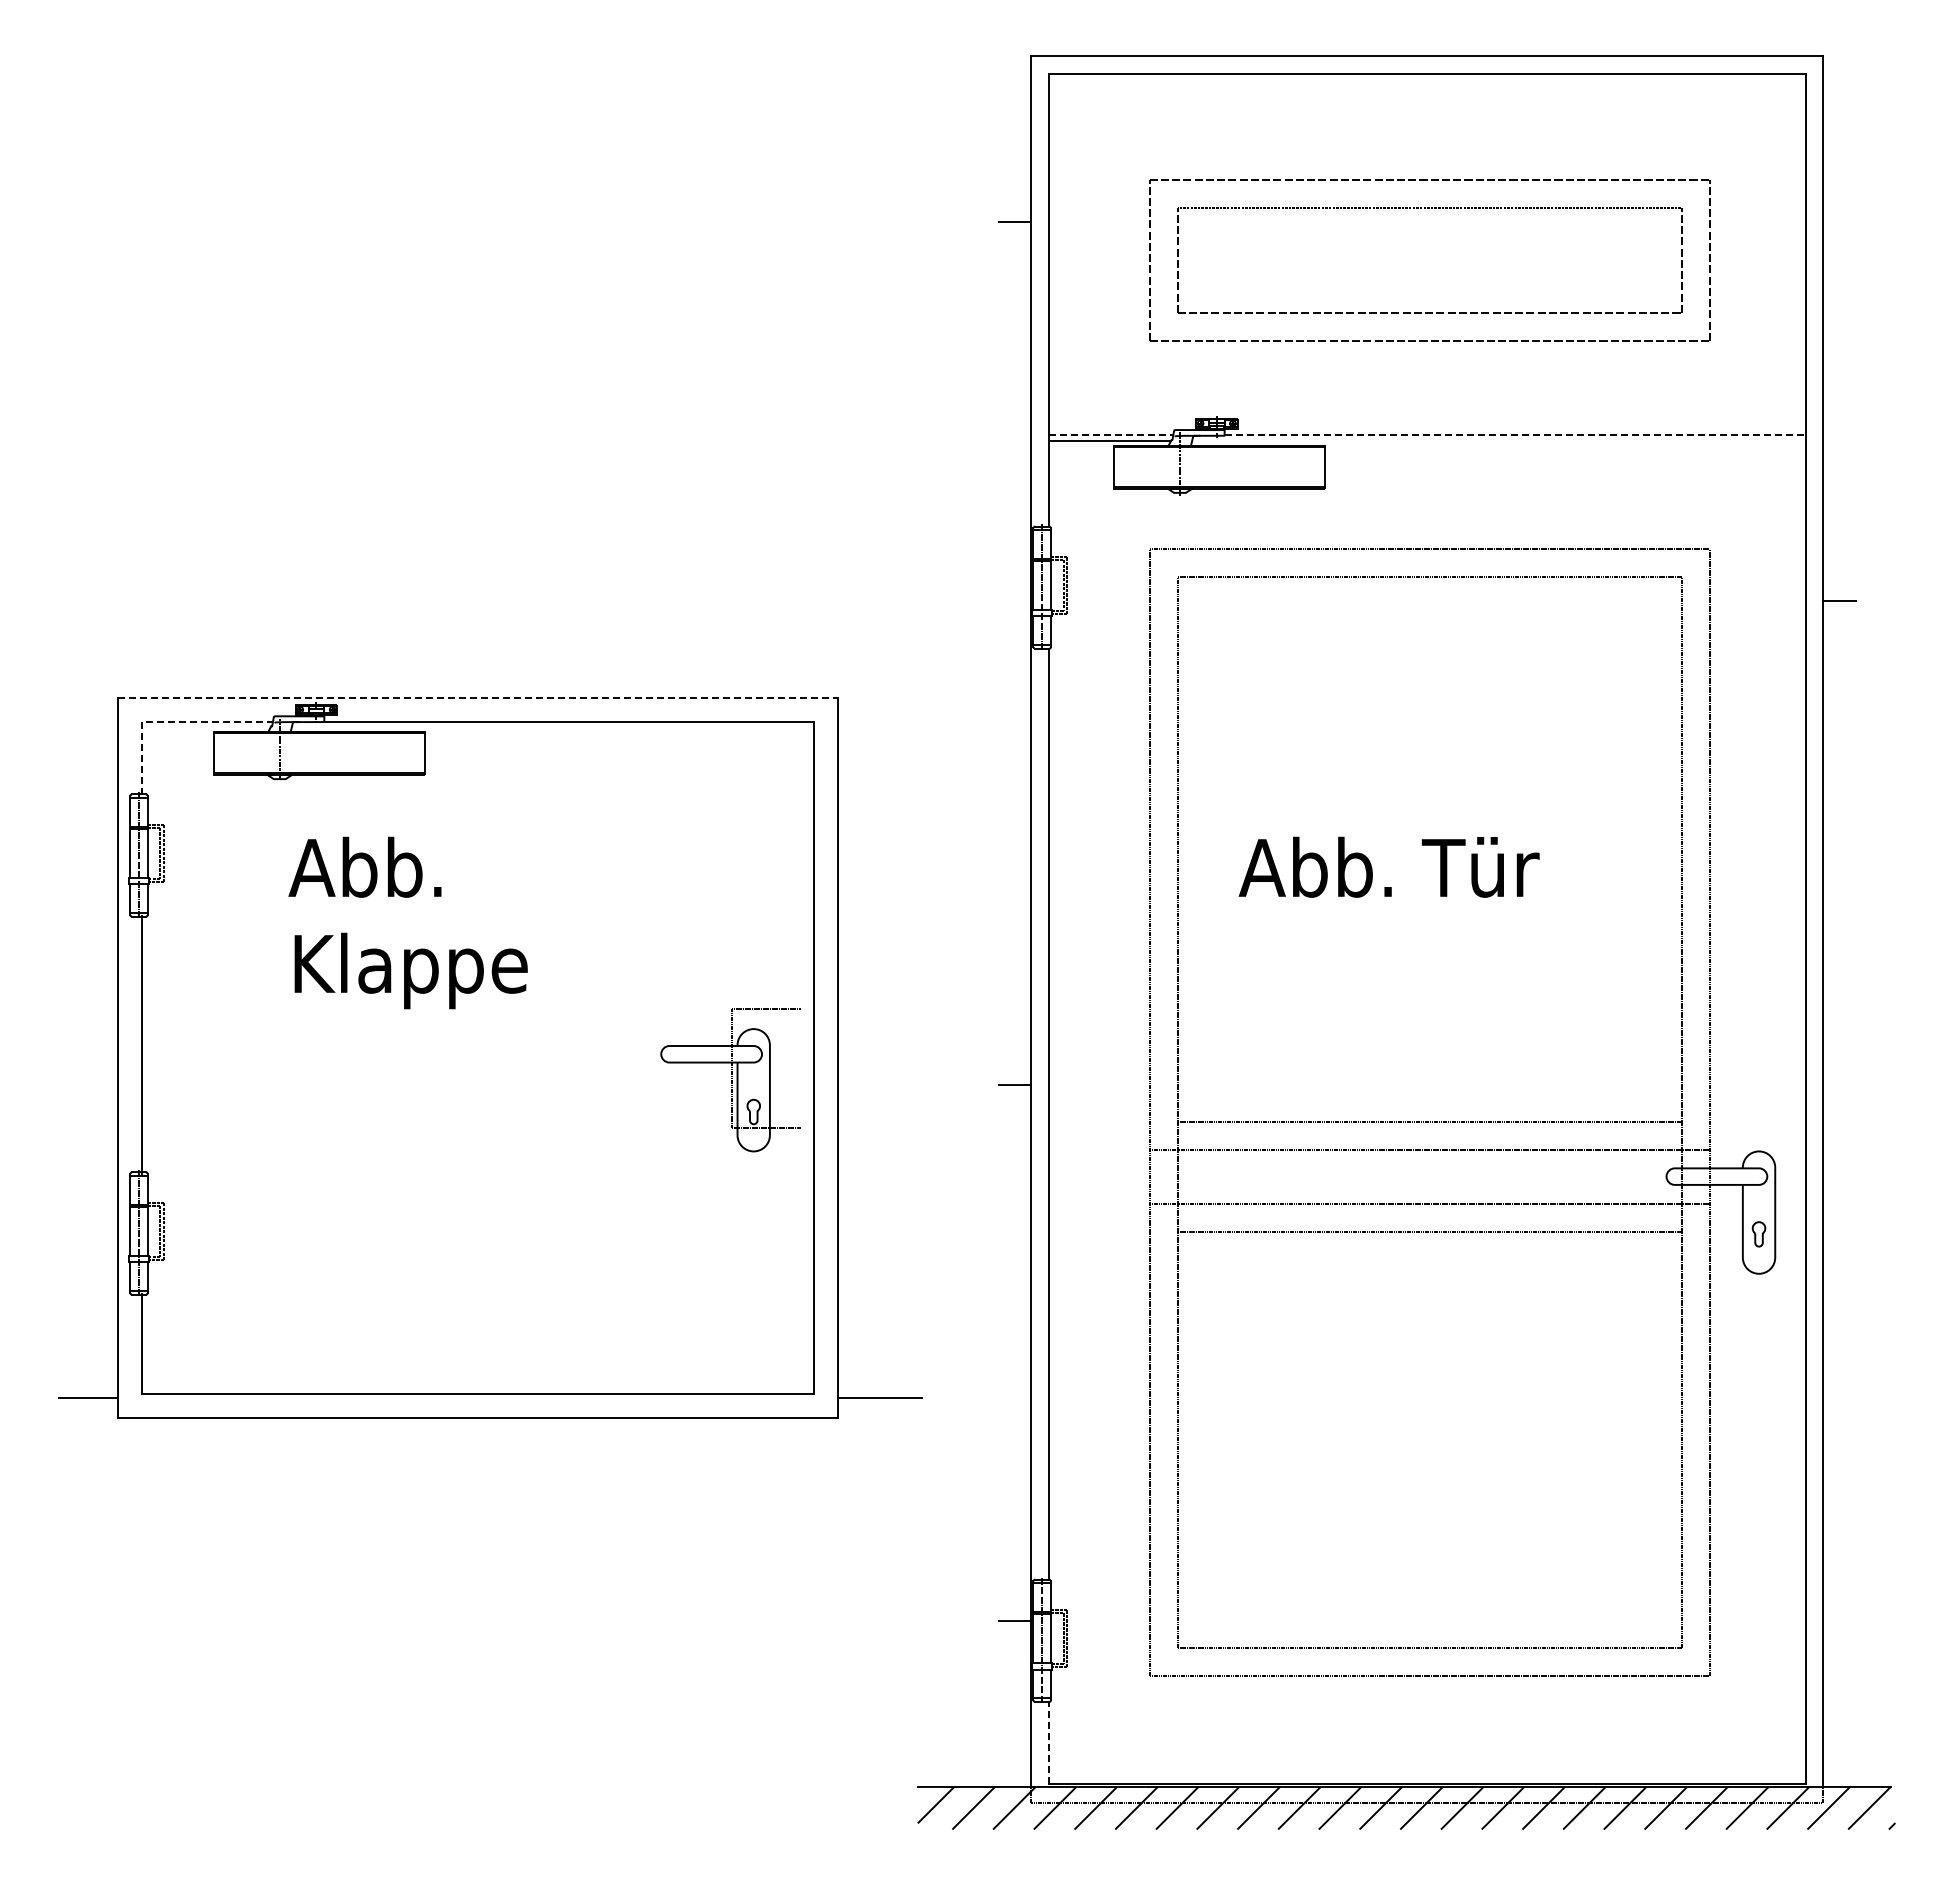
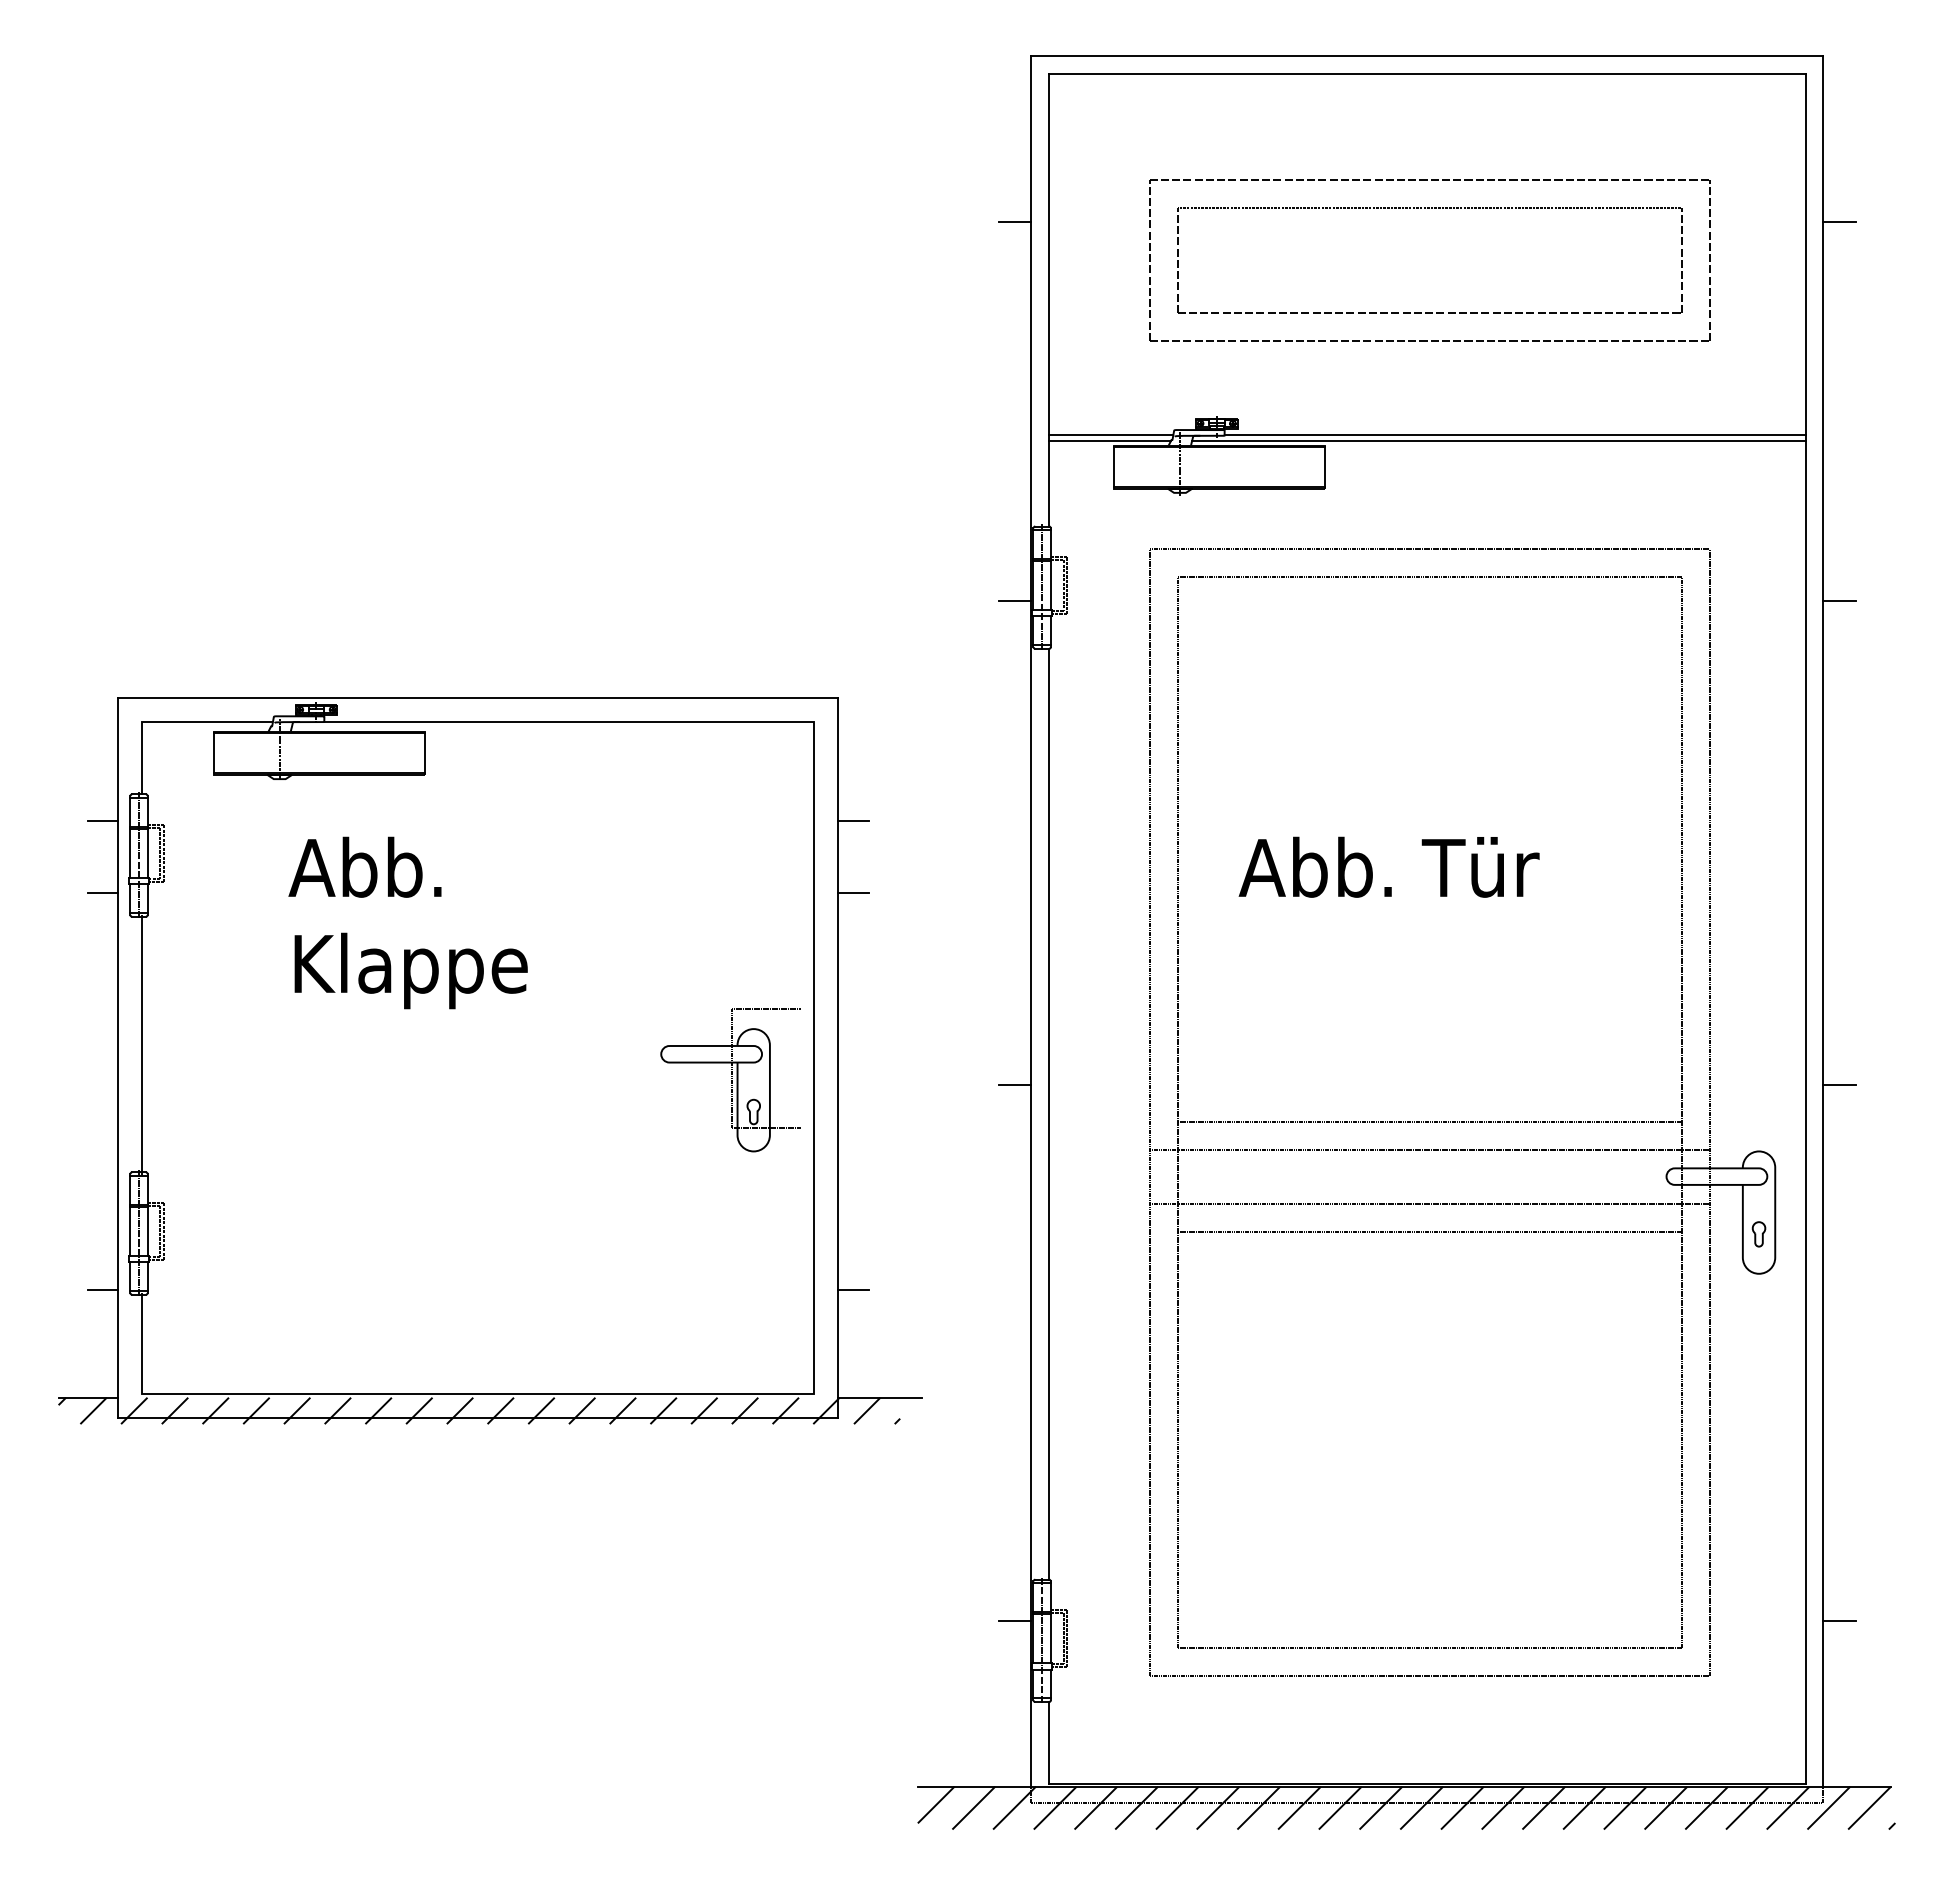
line: none -> present (1839, 222)
line: dashed -> solid (1111, 435)
line: dashed -> solid (1515, 435)
line: none -> present (1498, 440)
line: none -> present (1014, 600)
line: dashed -> solid (478, 698)
line: dashed -> solid (169, 721)
line: none -> present (102, 820)
line: none -> present (852, 820)
line: none -> present (102, 893)
line: none -> present (852, 893)
line: none -> present (1839, 1084)
line: none -> present (102, 1289)
line: none -> present (852, 1289)
hatch: none -> present (479, 1410)
line: none -> present (1839, 1621)
line: dashed -> solid (1048, 1743)
